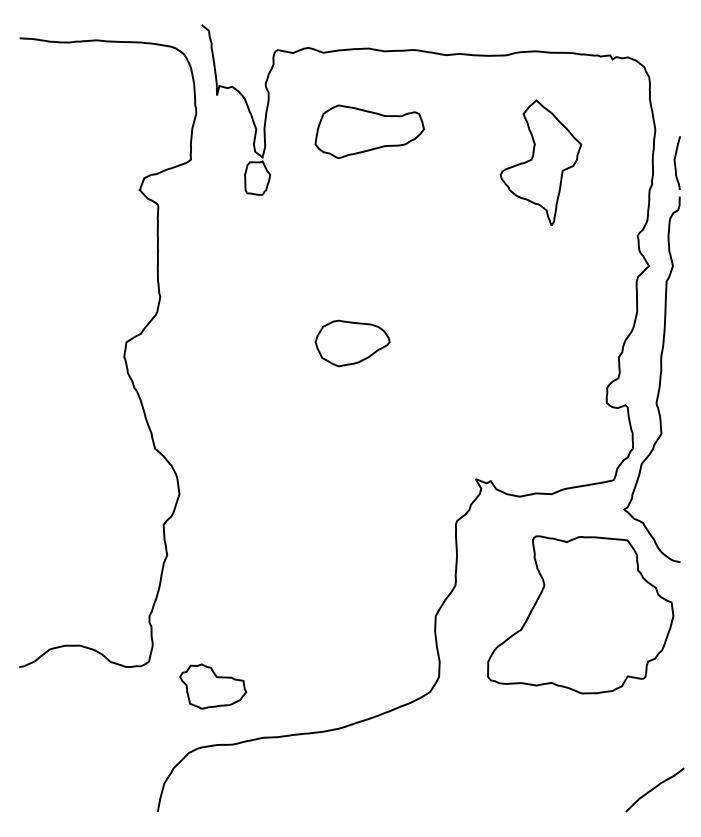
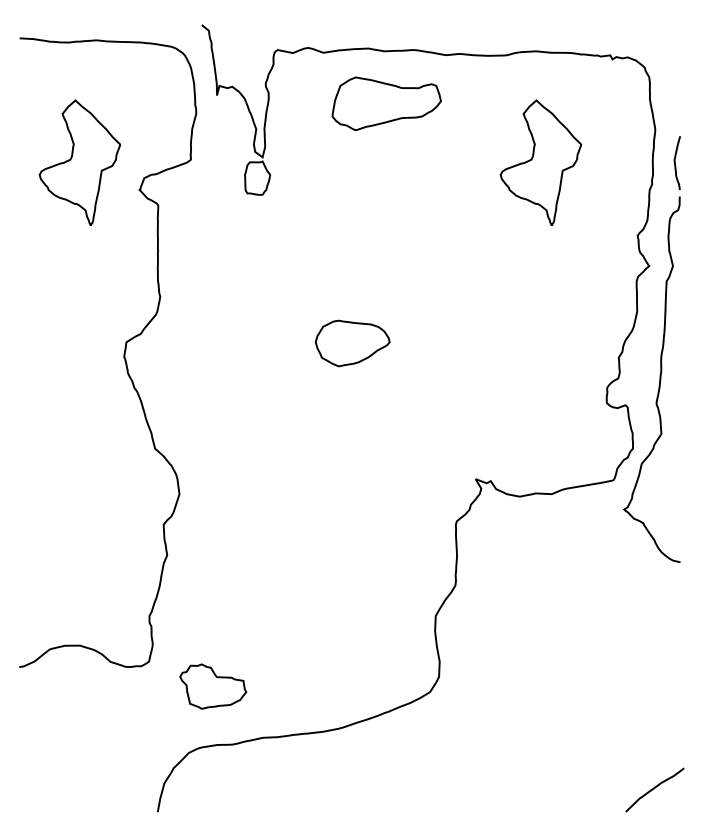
part position: (369, 131) -> (386, 103) (386, 103)
part: none -> present (79, 162)
part: present -> none (580, 614)
